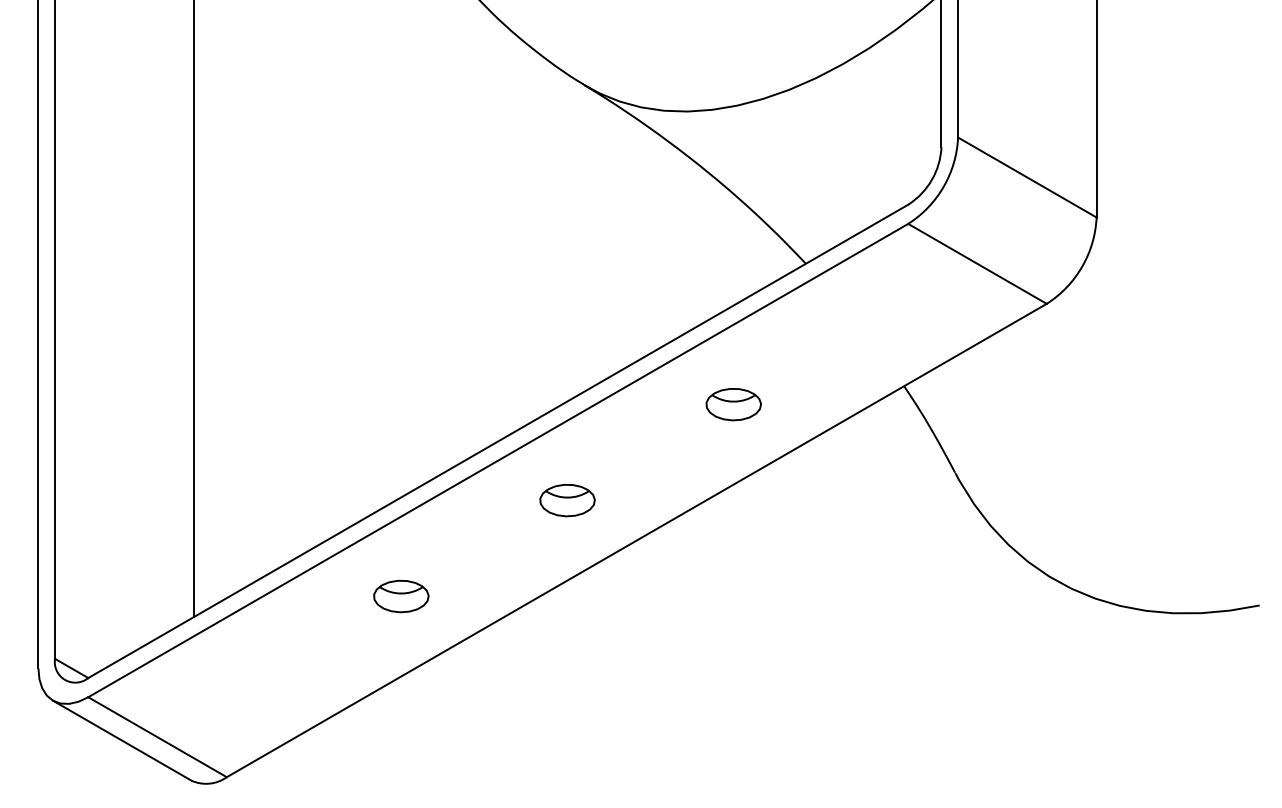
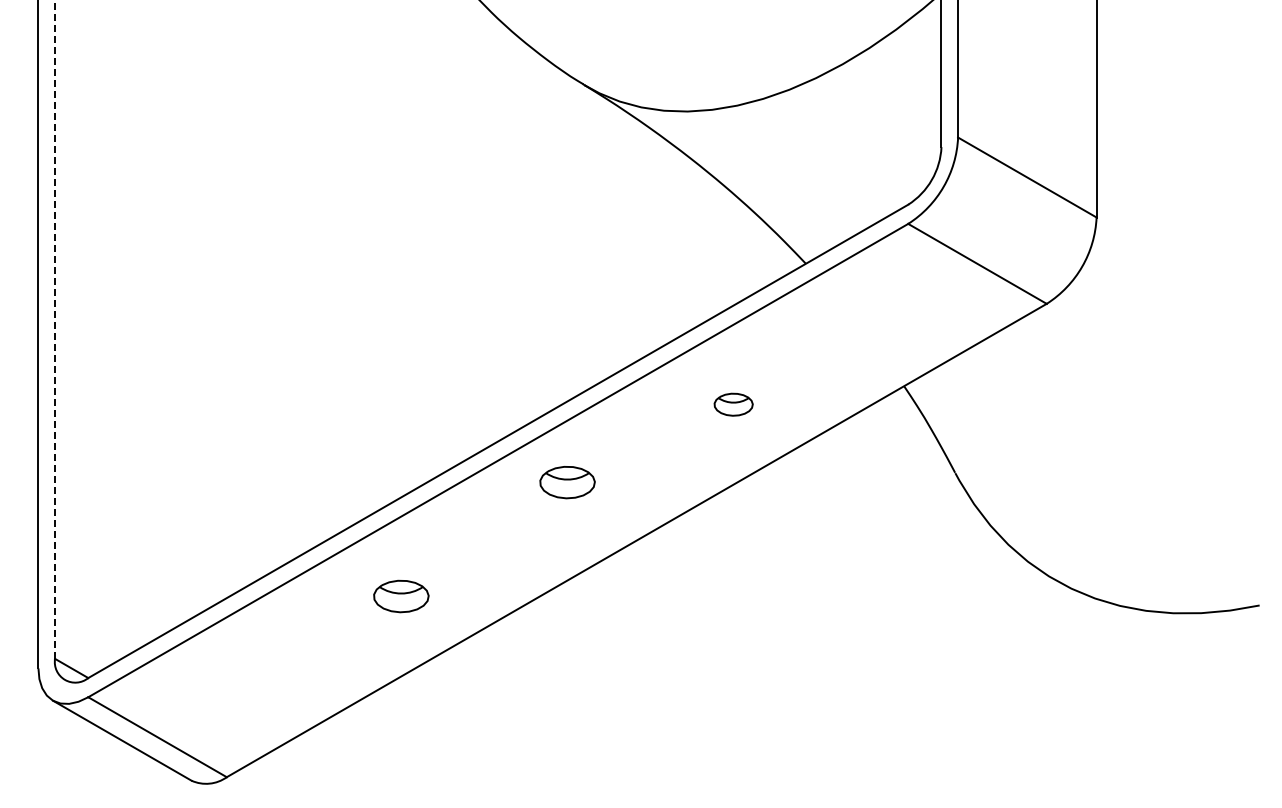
line: present -> none (193, 309)
line: solid -> dashed (55, 329)
part size: 57x34 px -> 41x25 px (733, 404)
part position: (567, 500) -> (567, 482) (567, 482)
